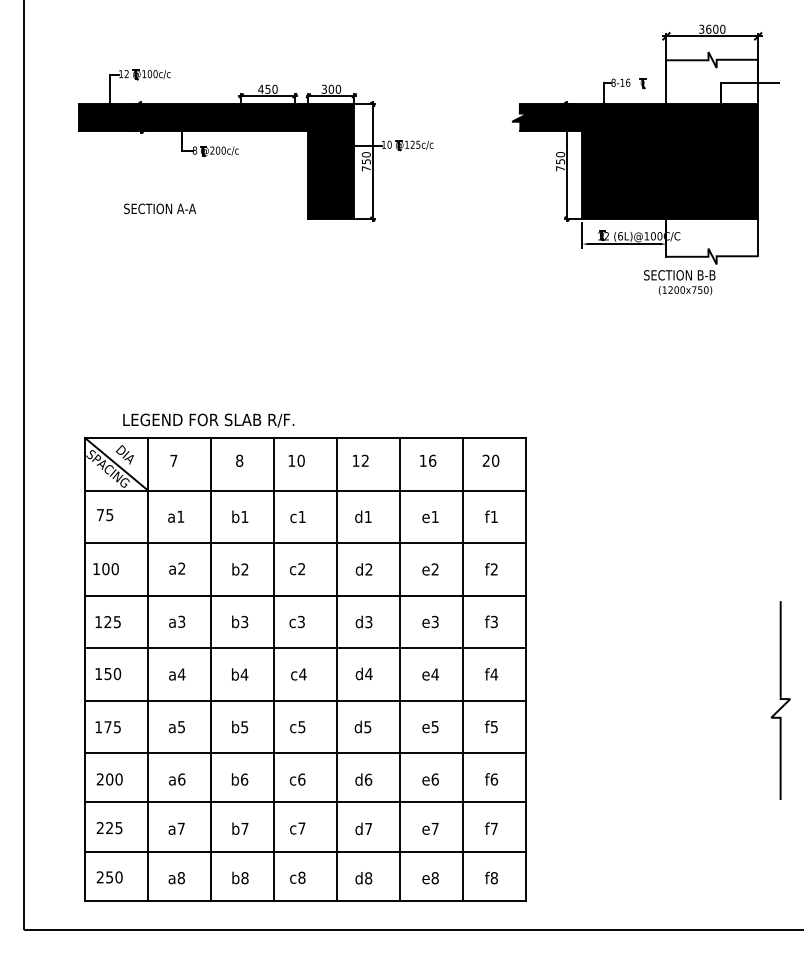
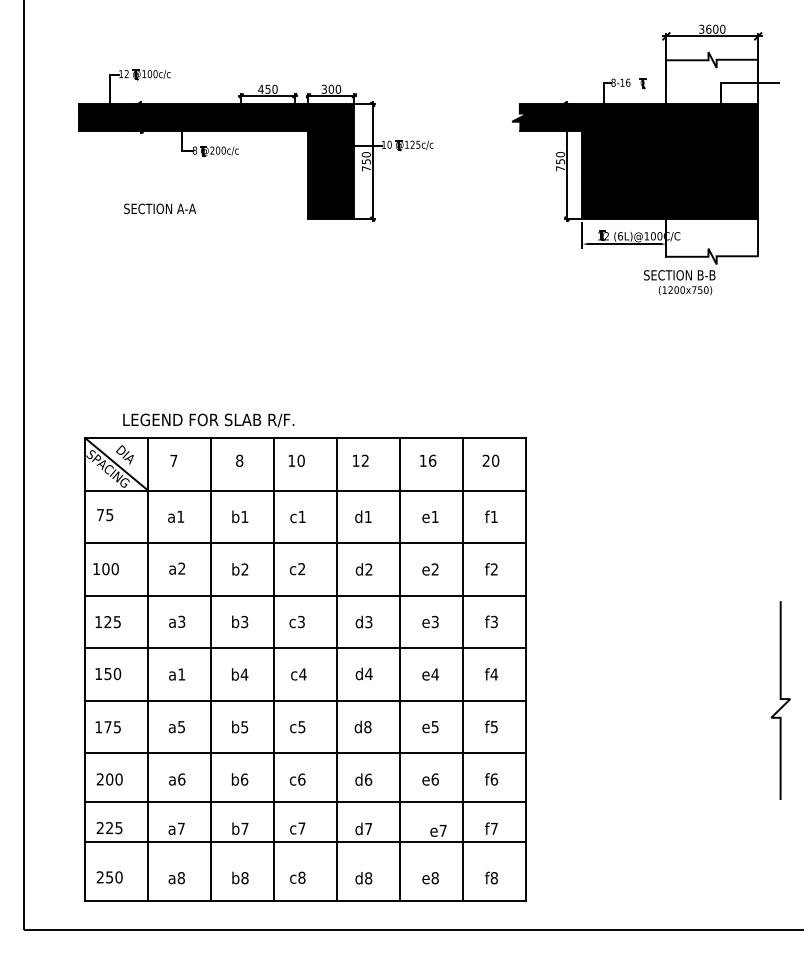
text: a4 -> a1 (181, 674)
text: d5 -> d8 (367, 727)
text position: (430, 828) -> (438, 830) (438, 830)
line position: (305, 851) -> (305, 841) (305, 841)
